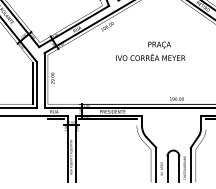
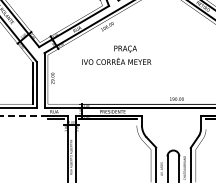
text position: (150, 50) -> (116, 54) (116, 54)
line: solid -> dashed (24, 115)
